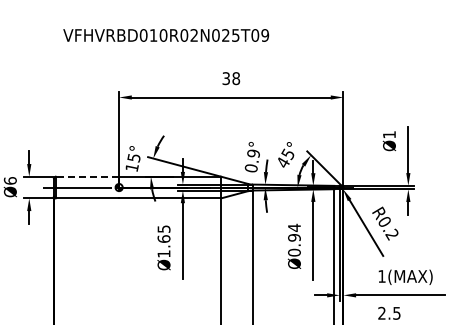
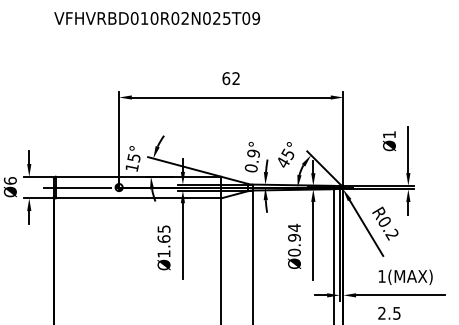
text position: (166, 35) -> (157, 18) (157, 18)
text: 38 -> 62 (231, 78)
line: dashed -> solid (87, 176)
